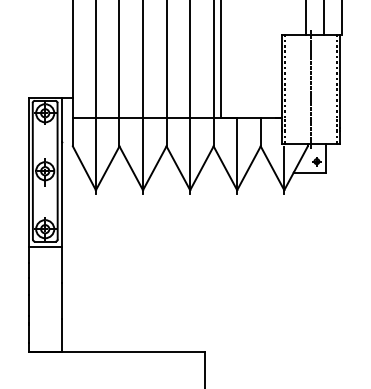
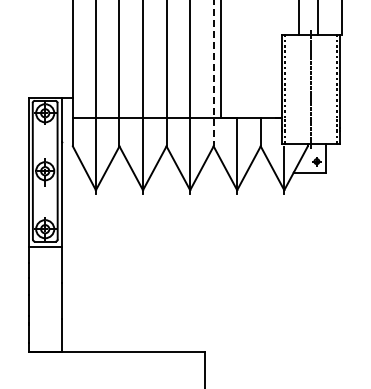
line position: (305, 18) -> (298, 18) (298, 18)
line position: (323, 18) -> (317, 18) (317, 18)
line: solid -> dashed (213, 73)
